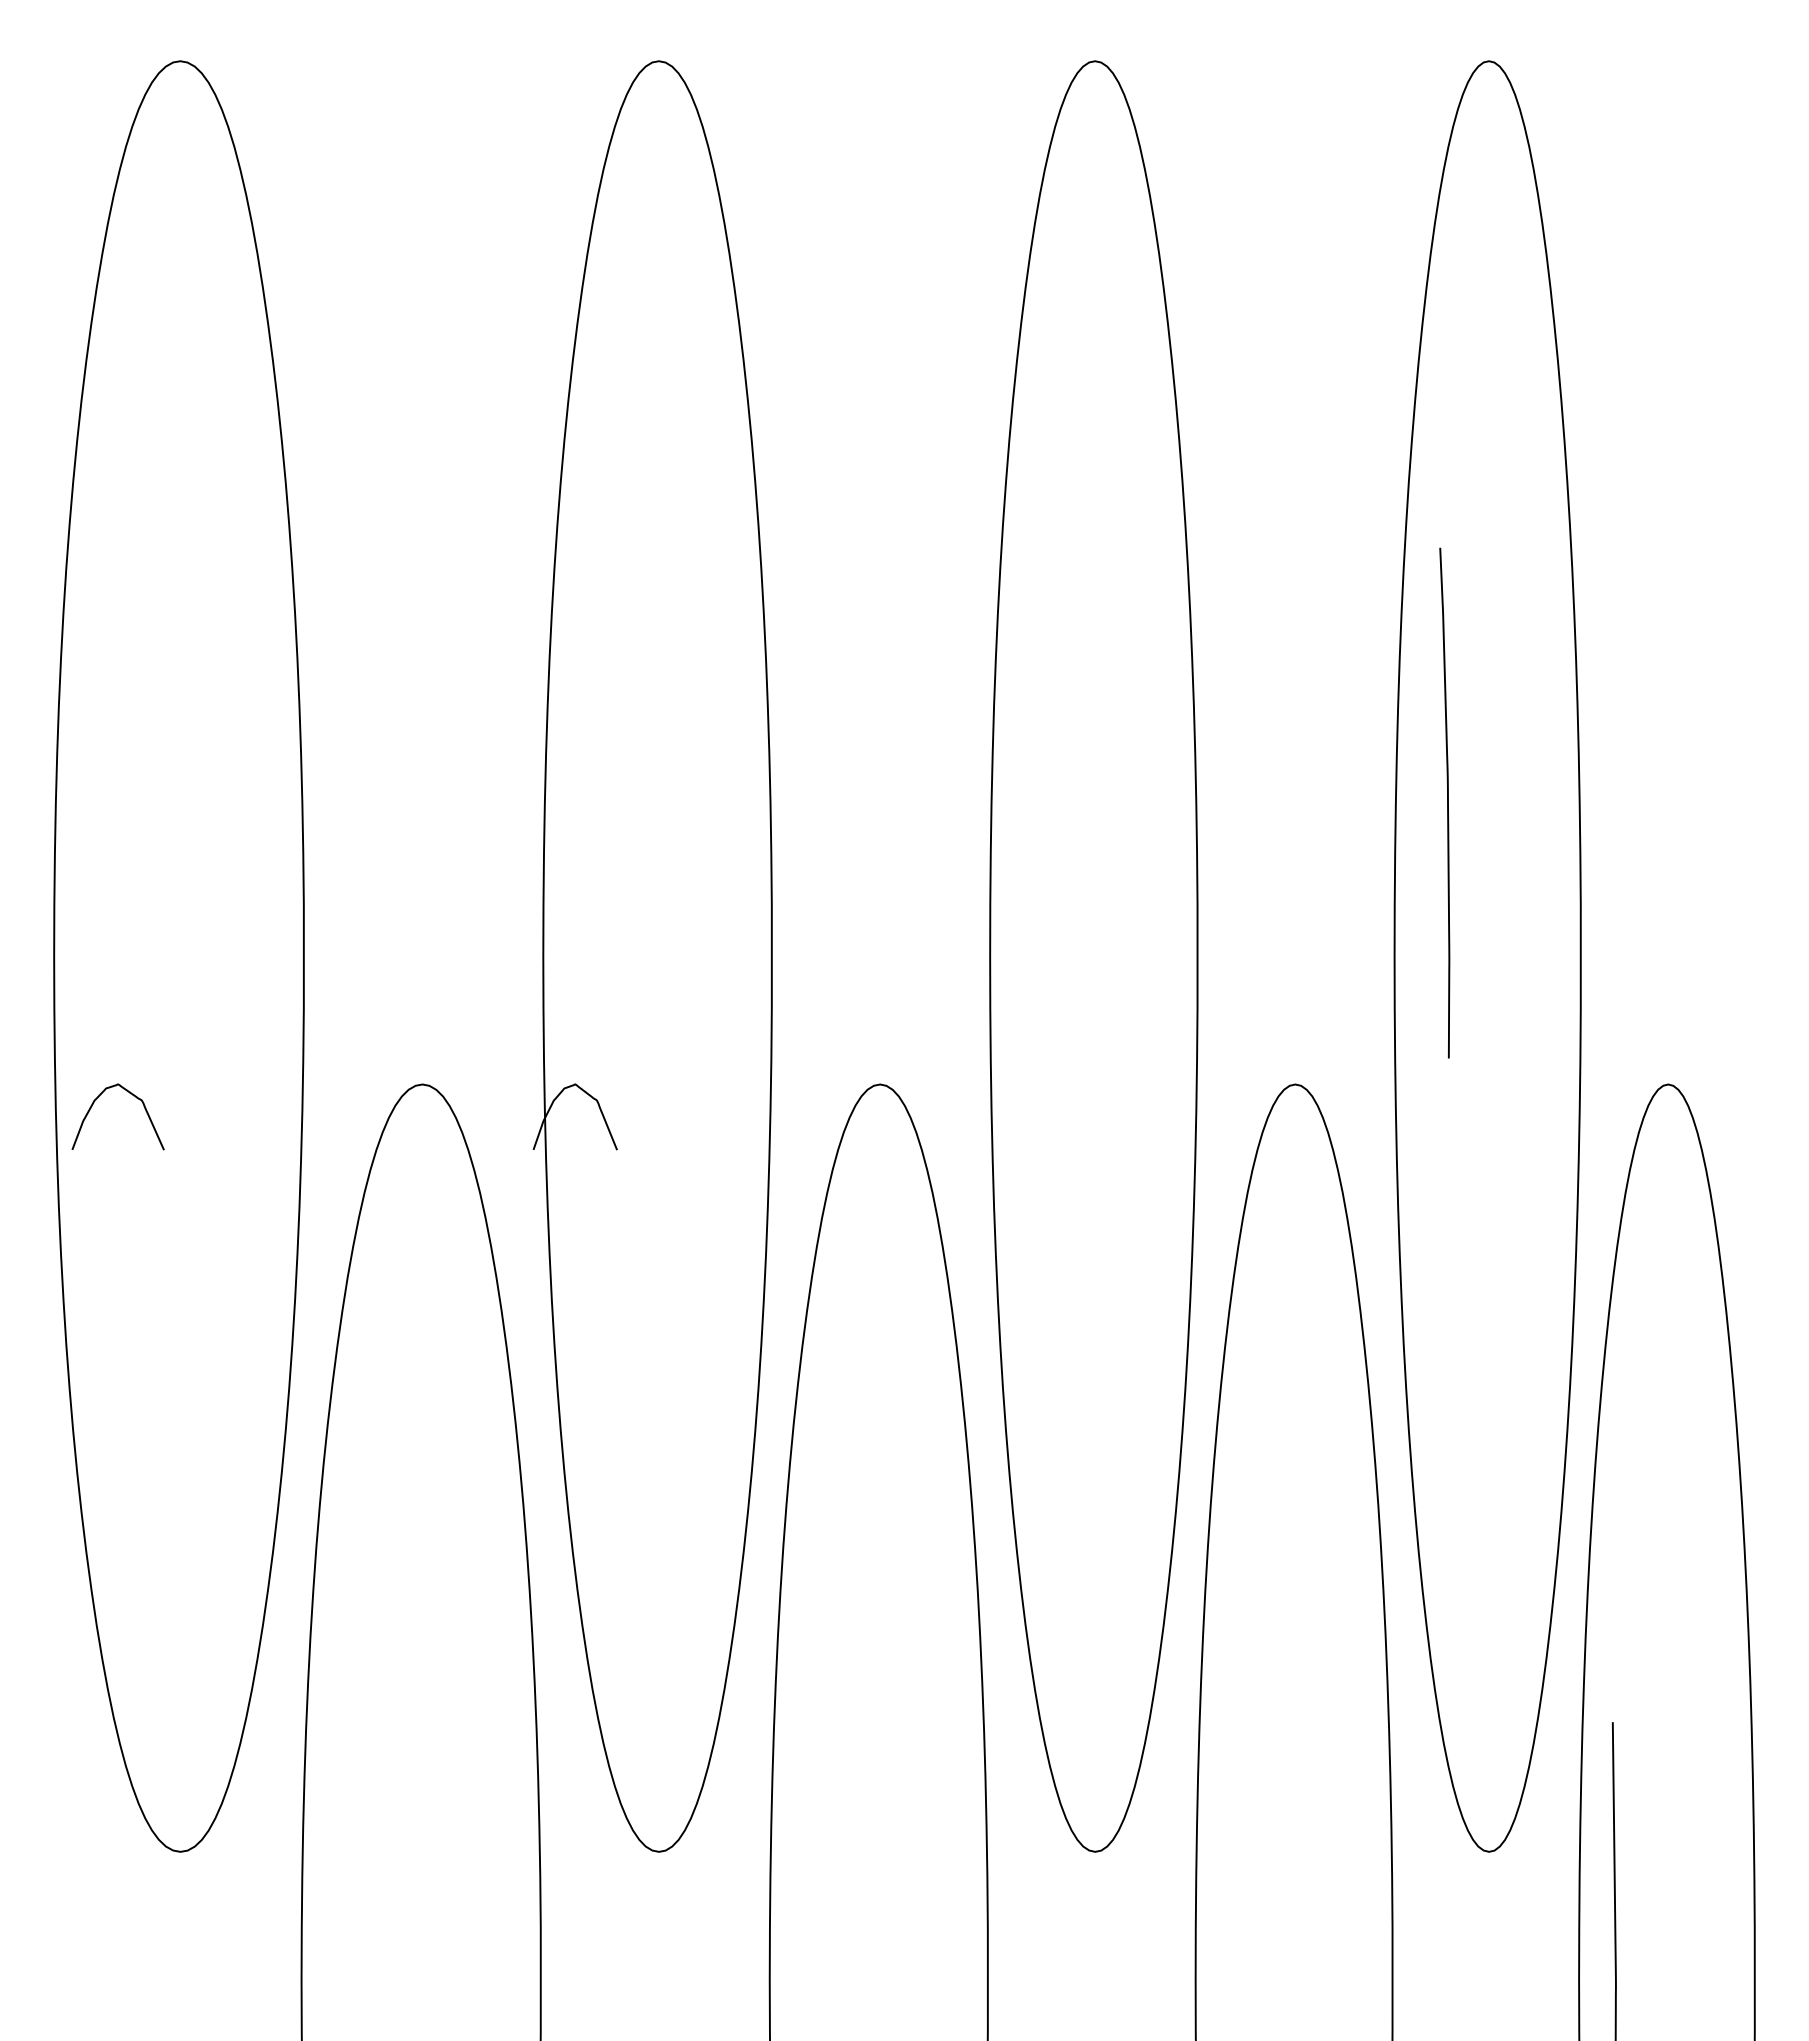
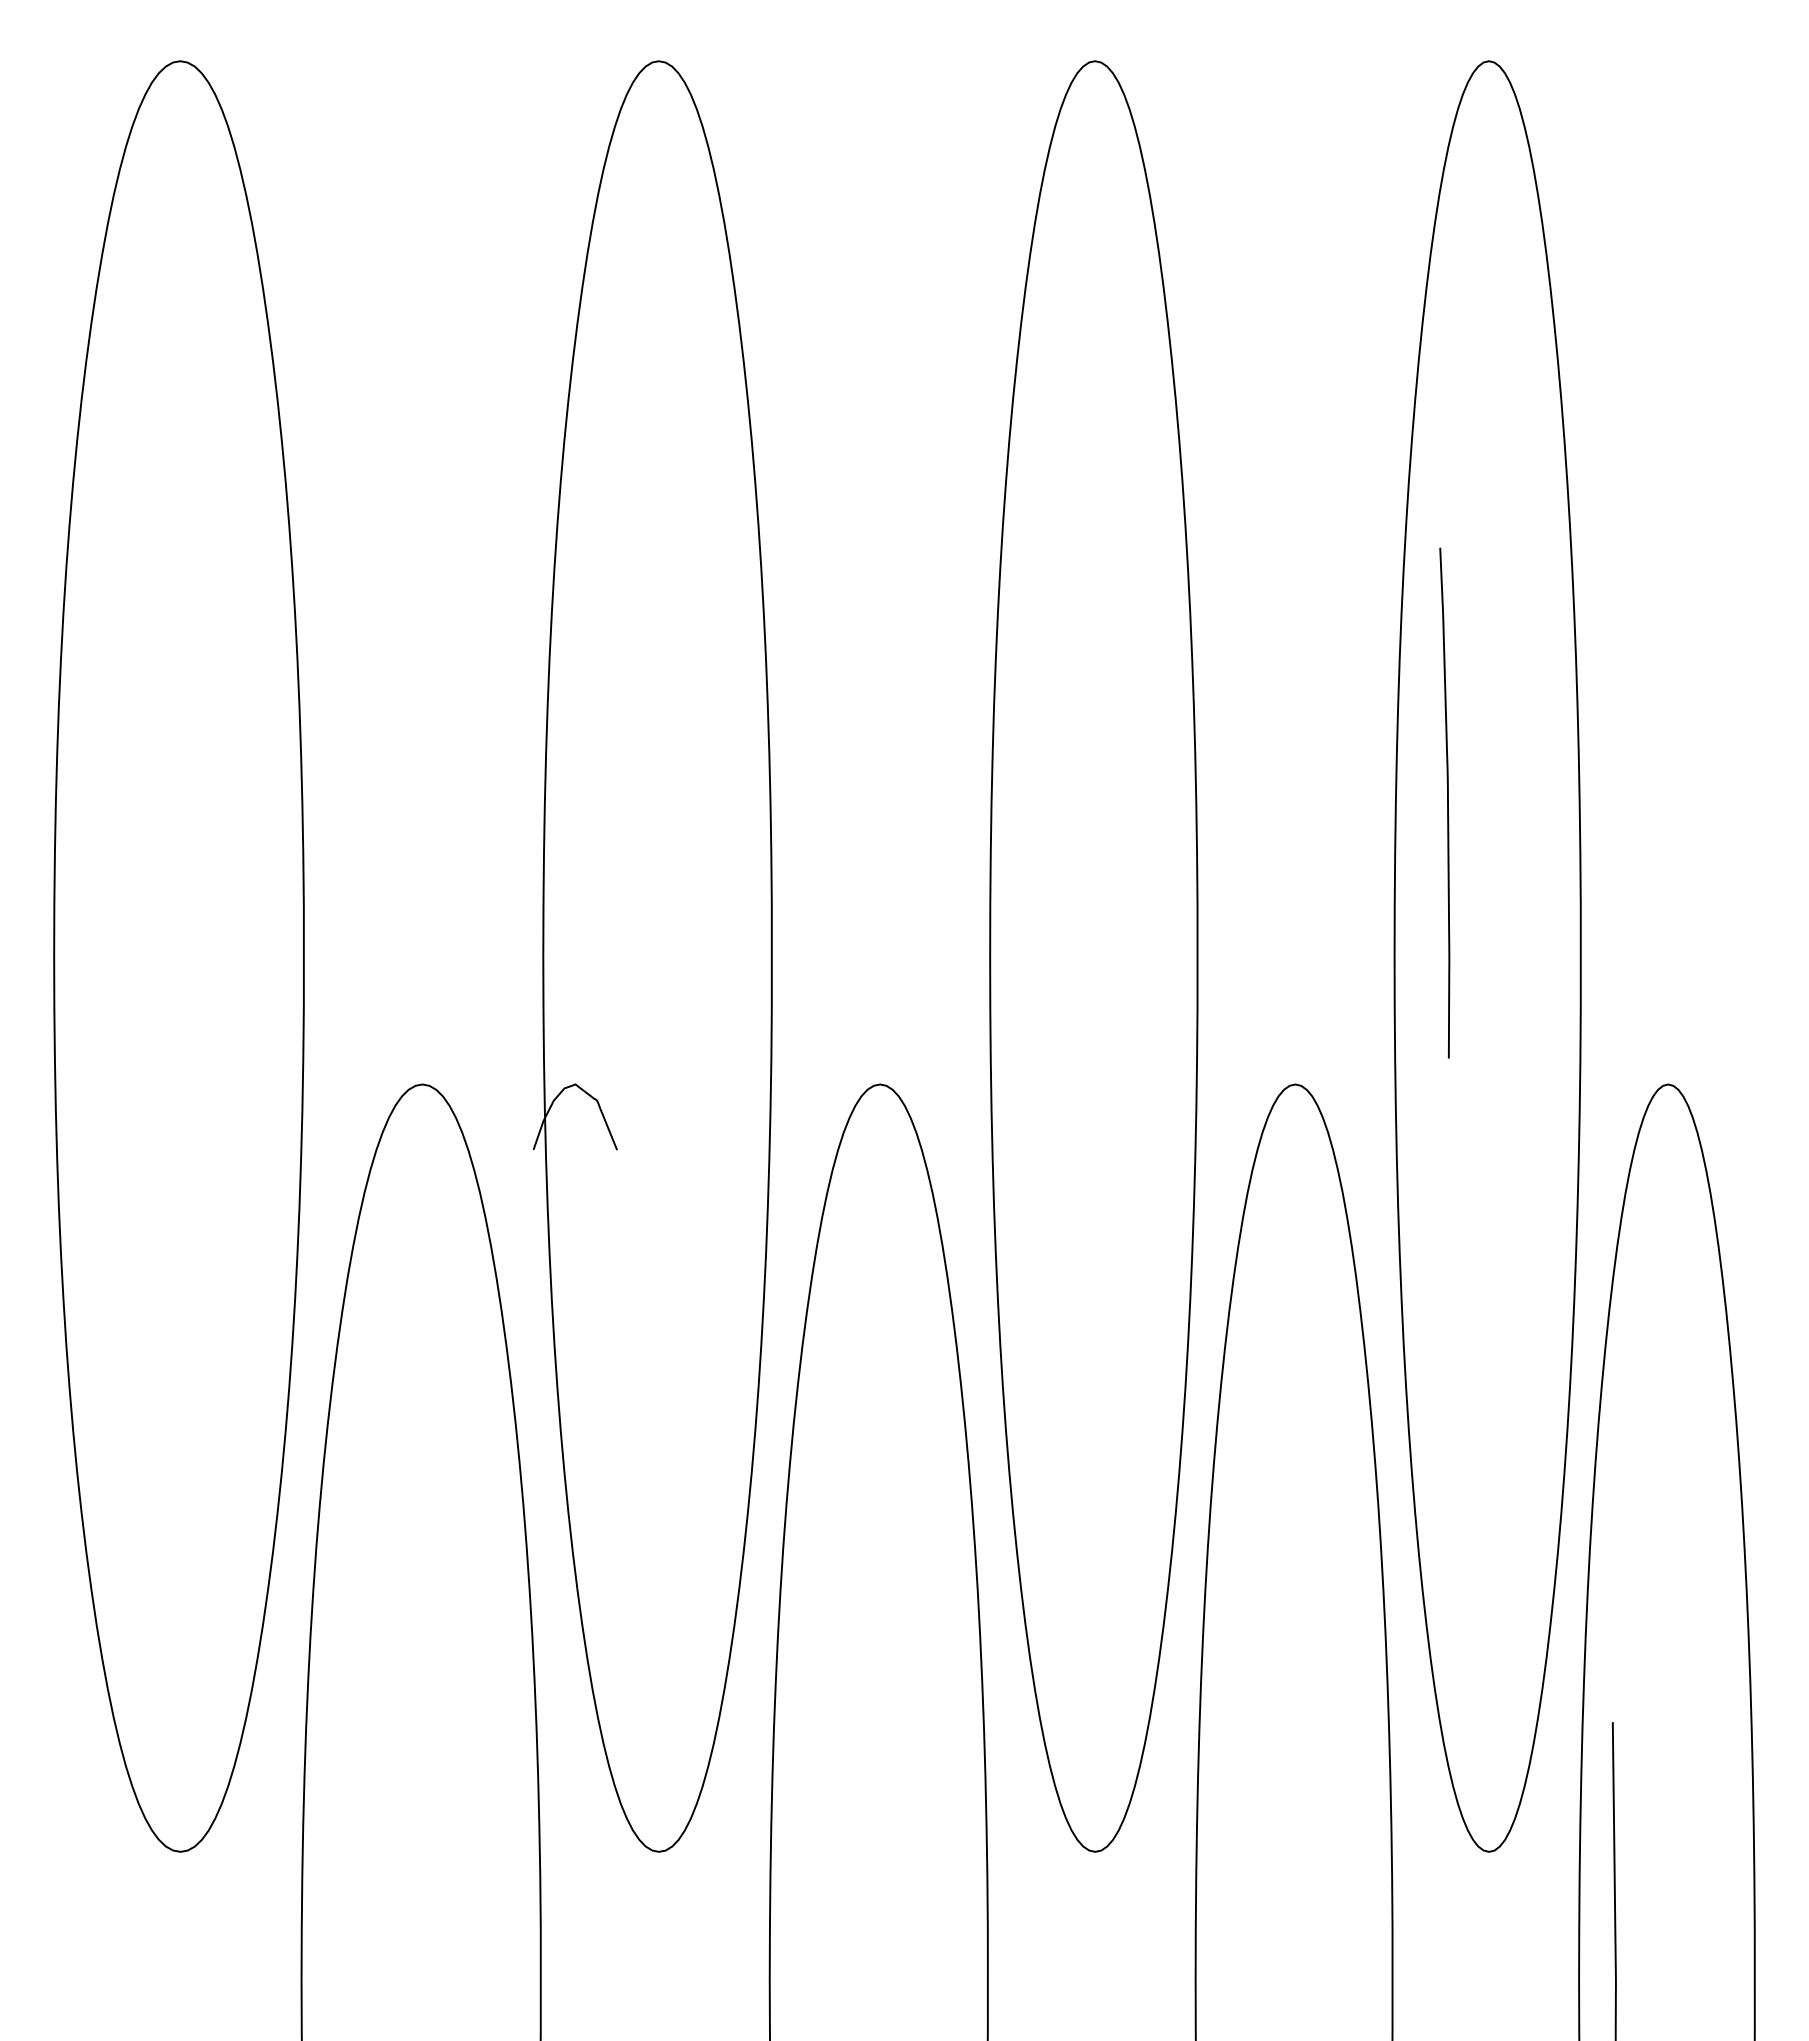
curve: present -> none (130, 1094)
